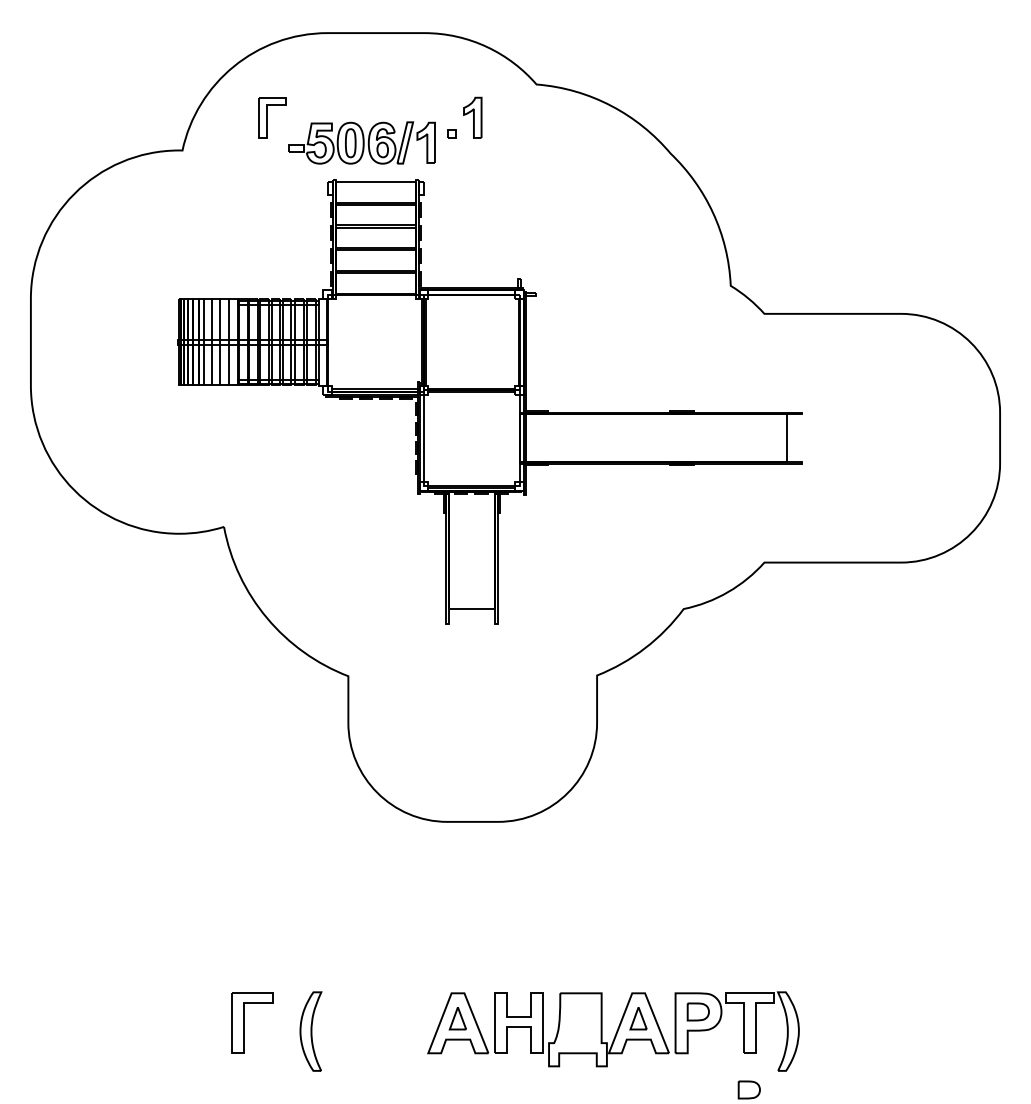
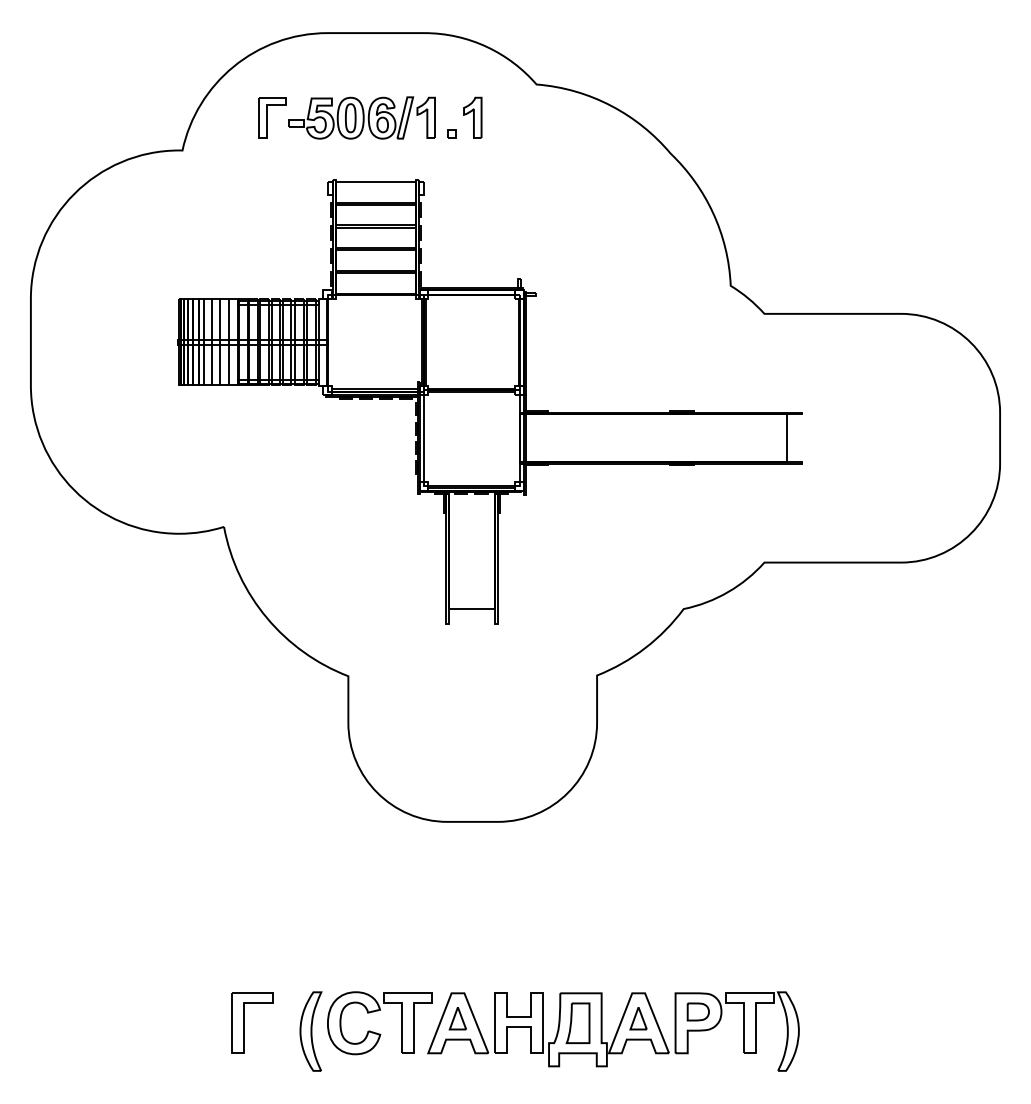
part position: (361, 142) -> (361, 117) (361, 117)
part: none -> present (577, 1022)
part: none -> present (376, 1032)
part: present -> none (748, 1089)
